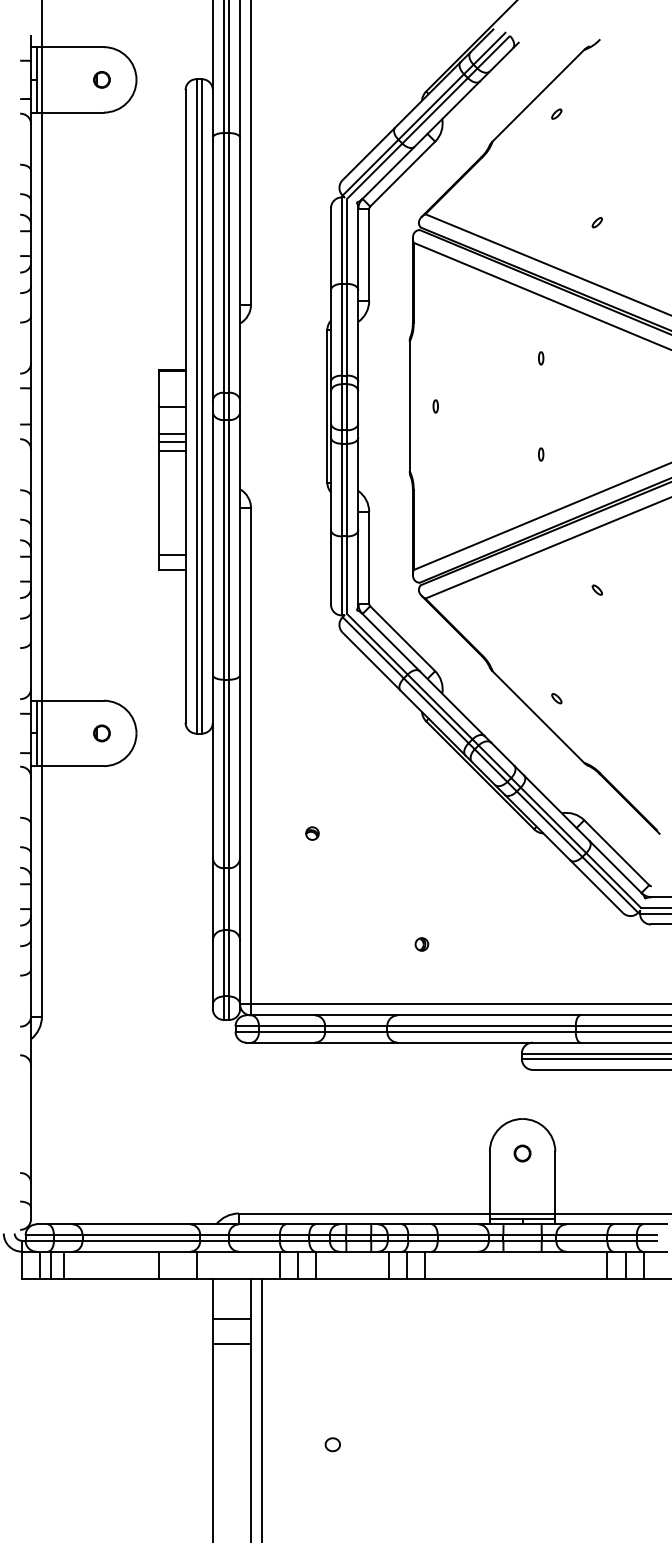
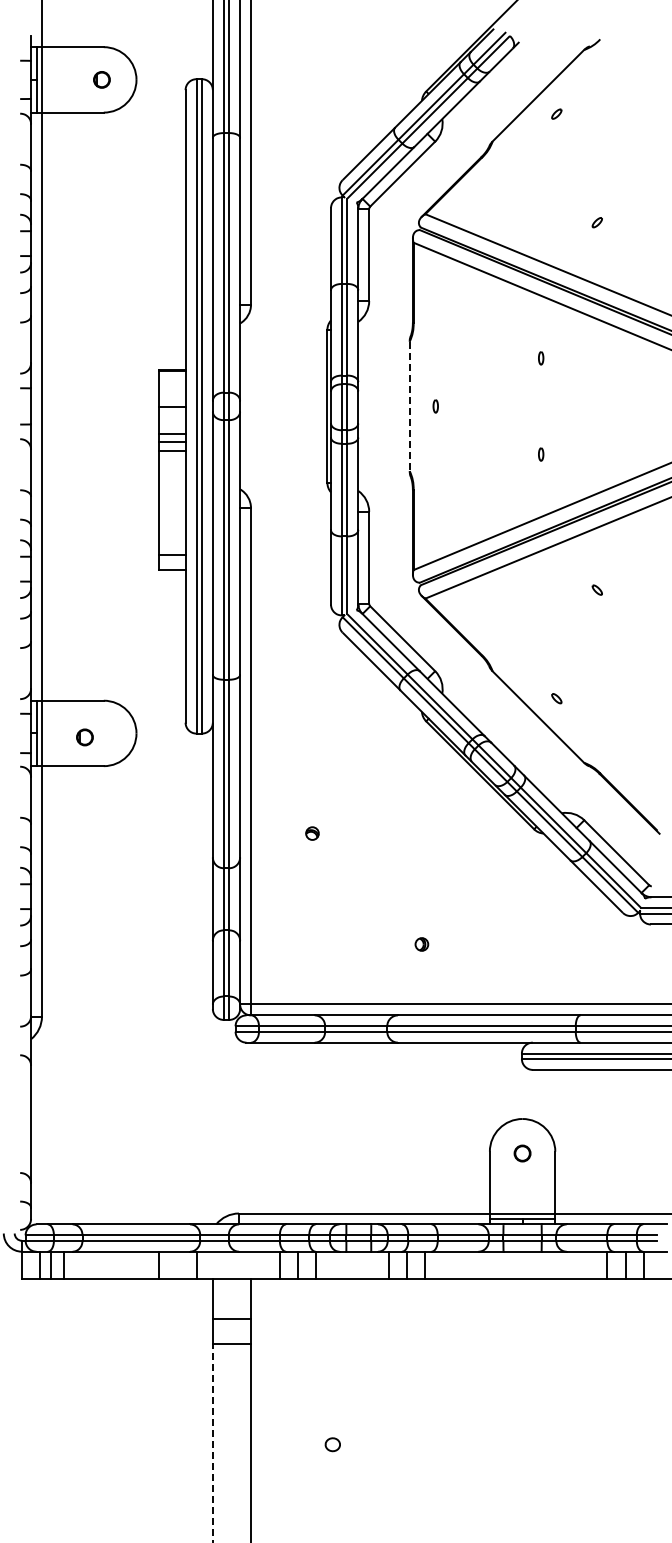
line: solid -> dashed (409, 406)
part position: (101, 733) -> (84, 737) (84, 737)
line: present -> none (261, 1408)
line: solid -> dashed (212, 1442)
